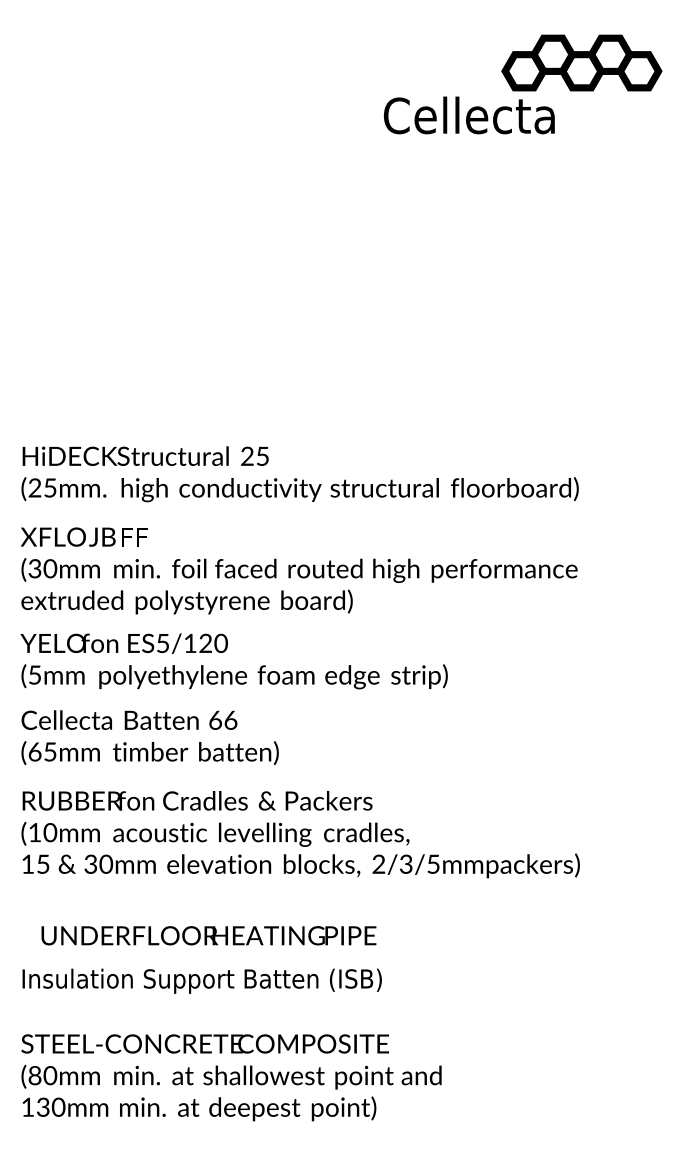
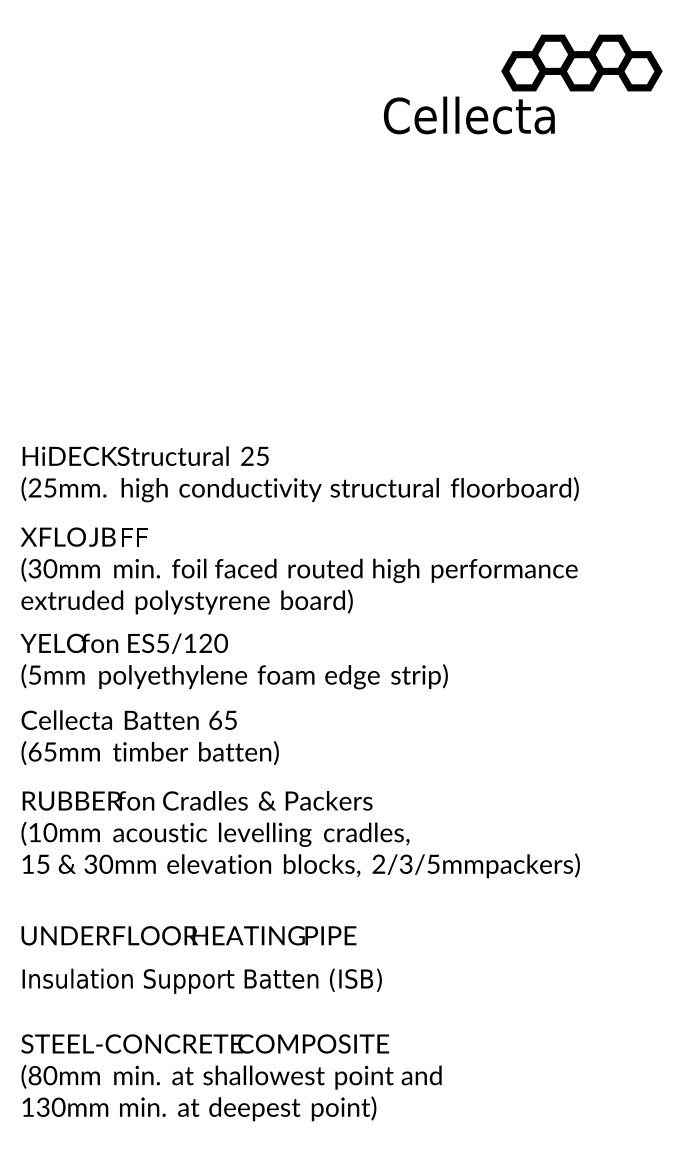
text: 66 -> 65 (230, 719)
text position: (208, 935) -> (188, 935) (188, 935)
